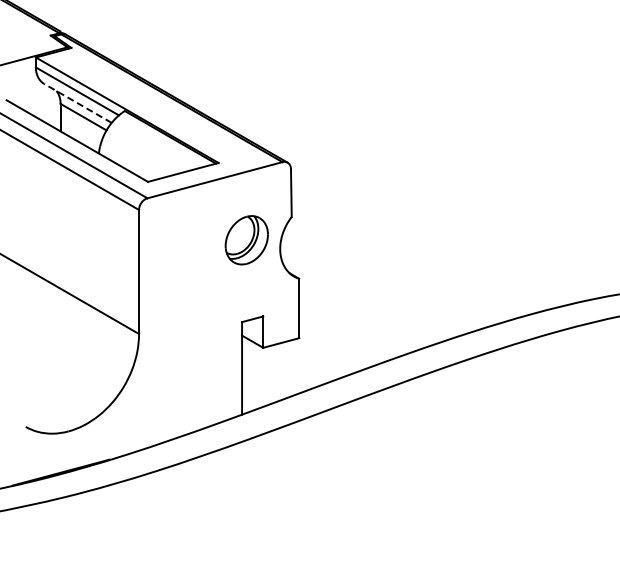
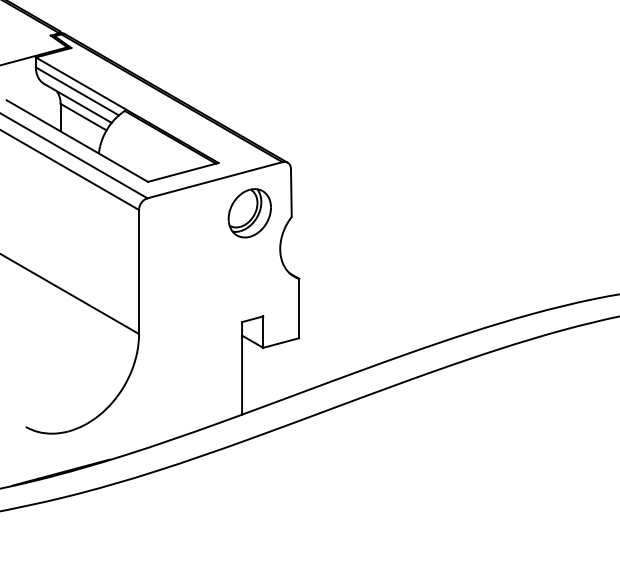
line: dashed -> solid (78, 103)
part position: (246, 240) -> (249, 213) (249, 213)
